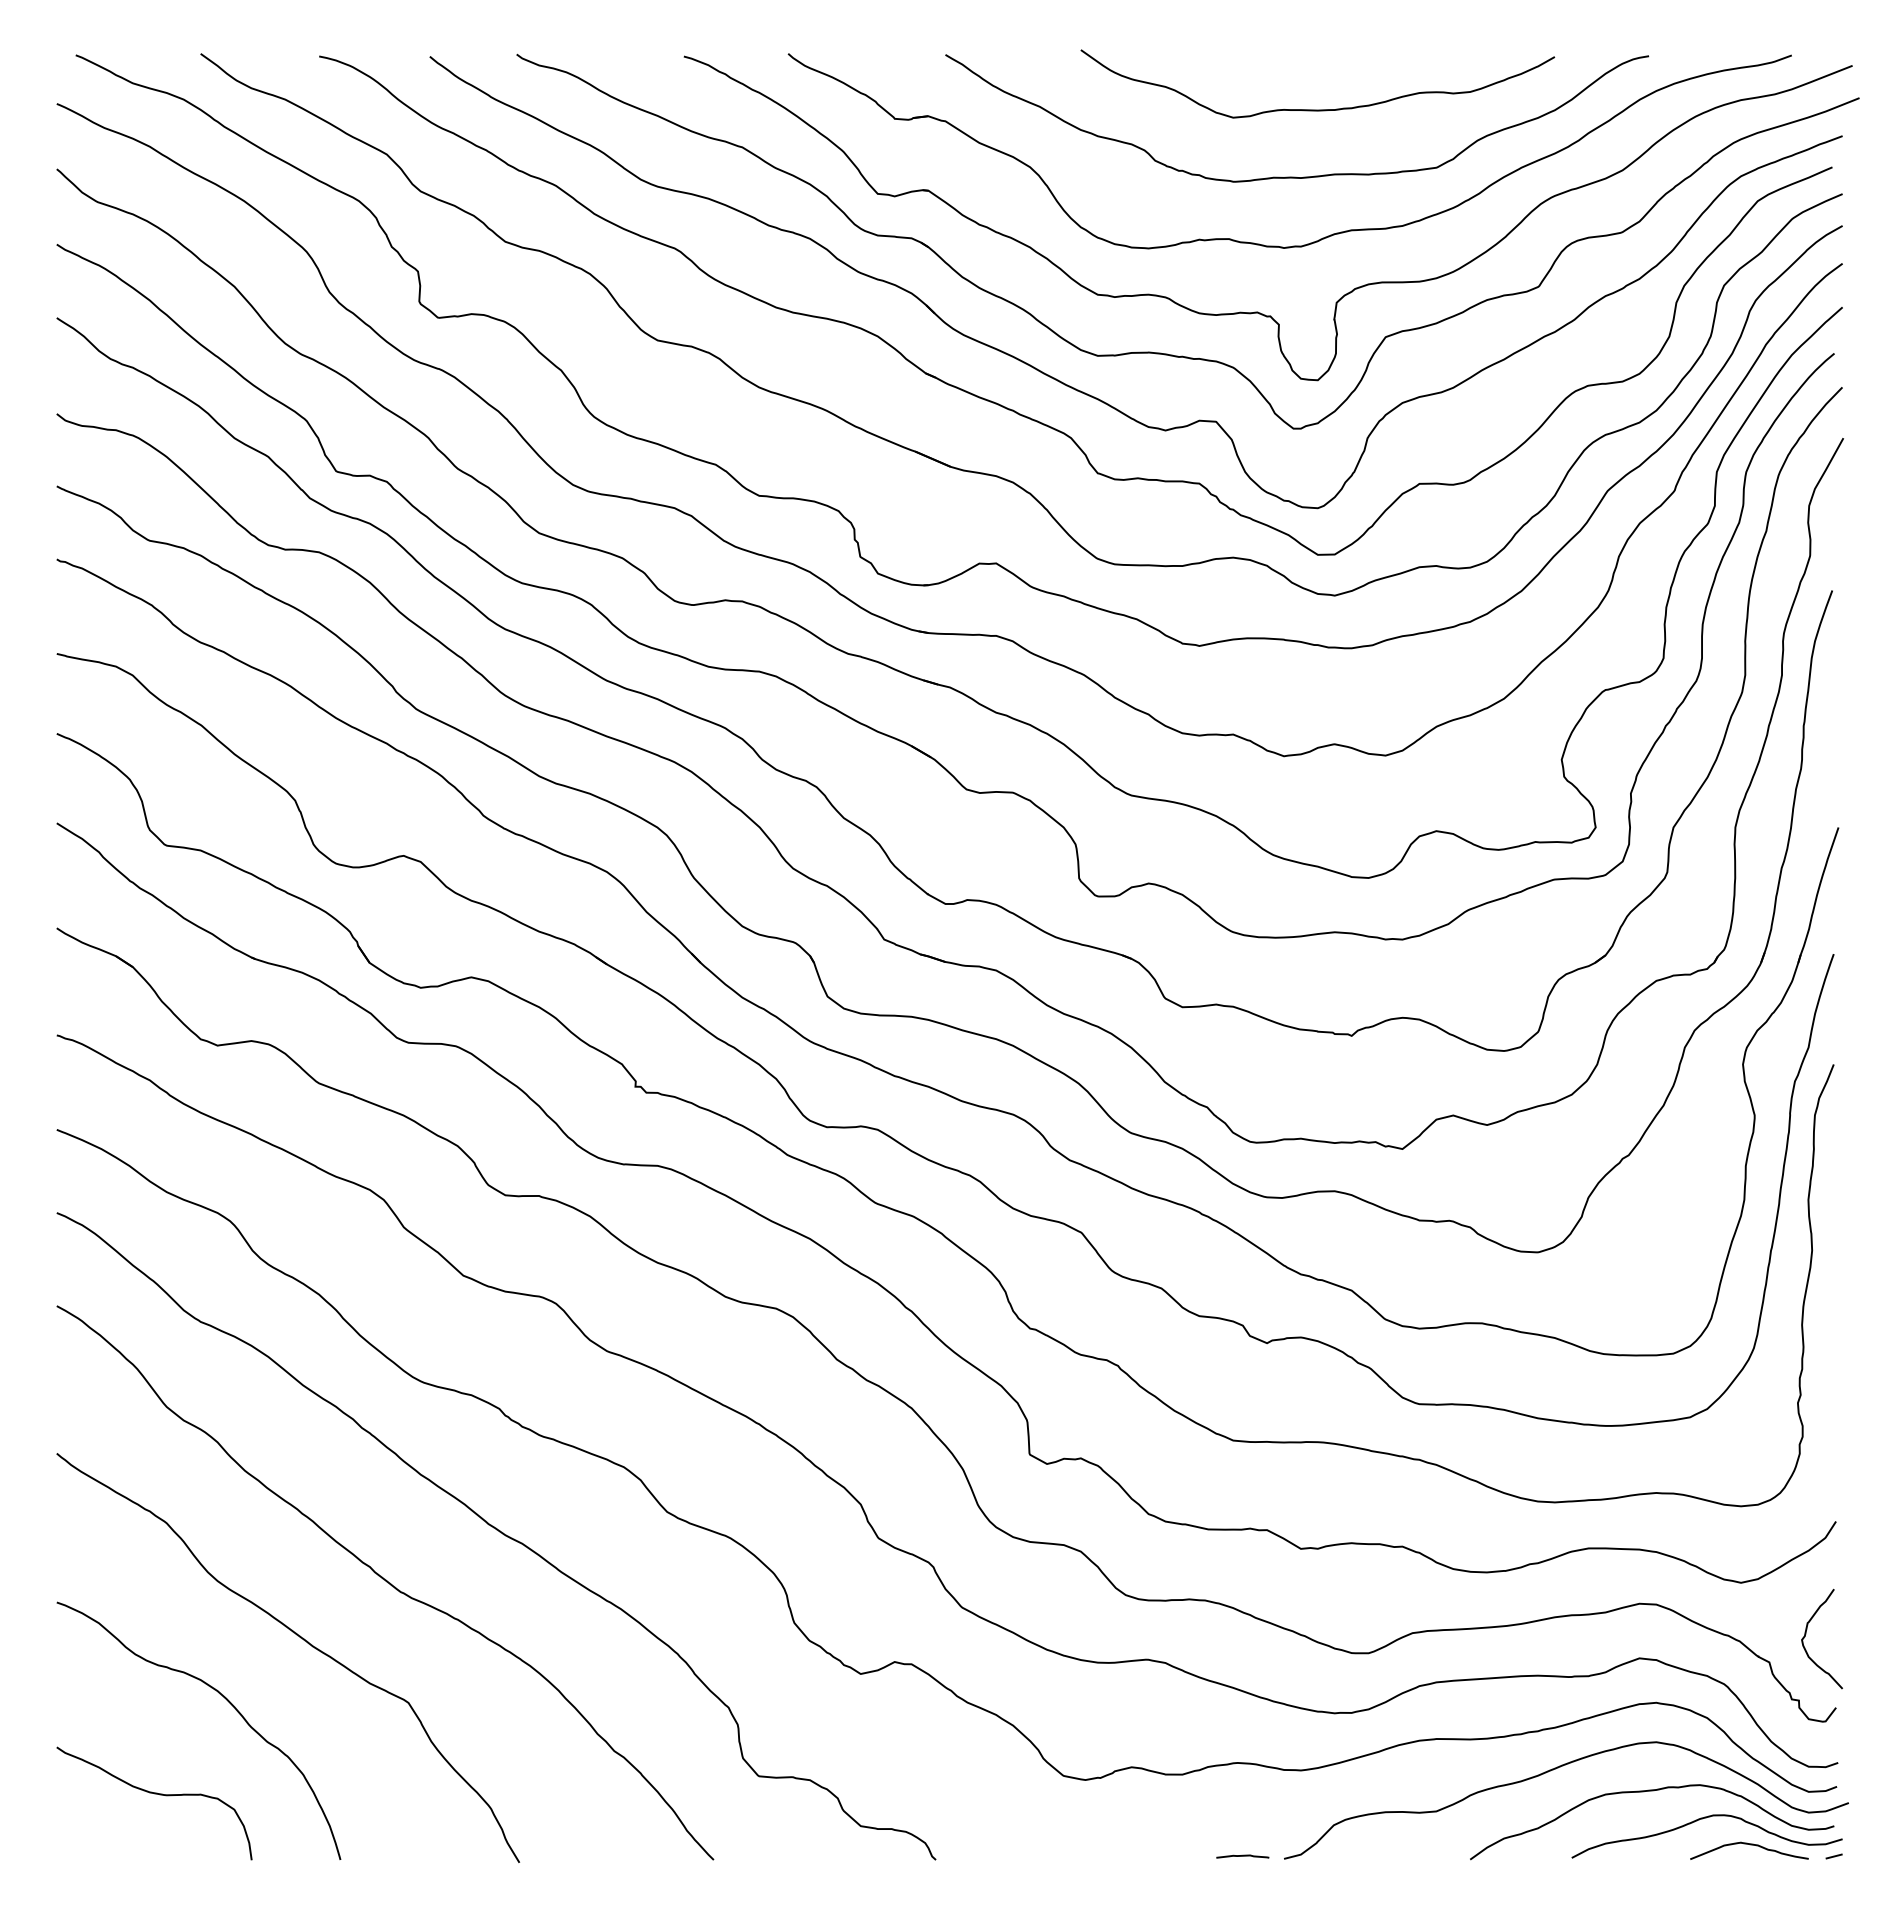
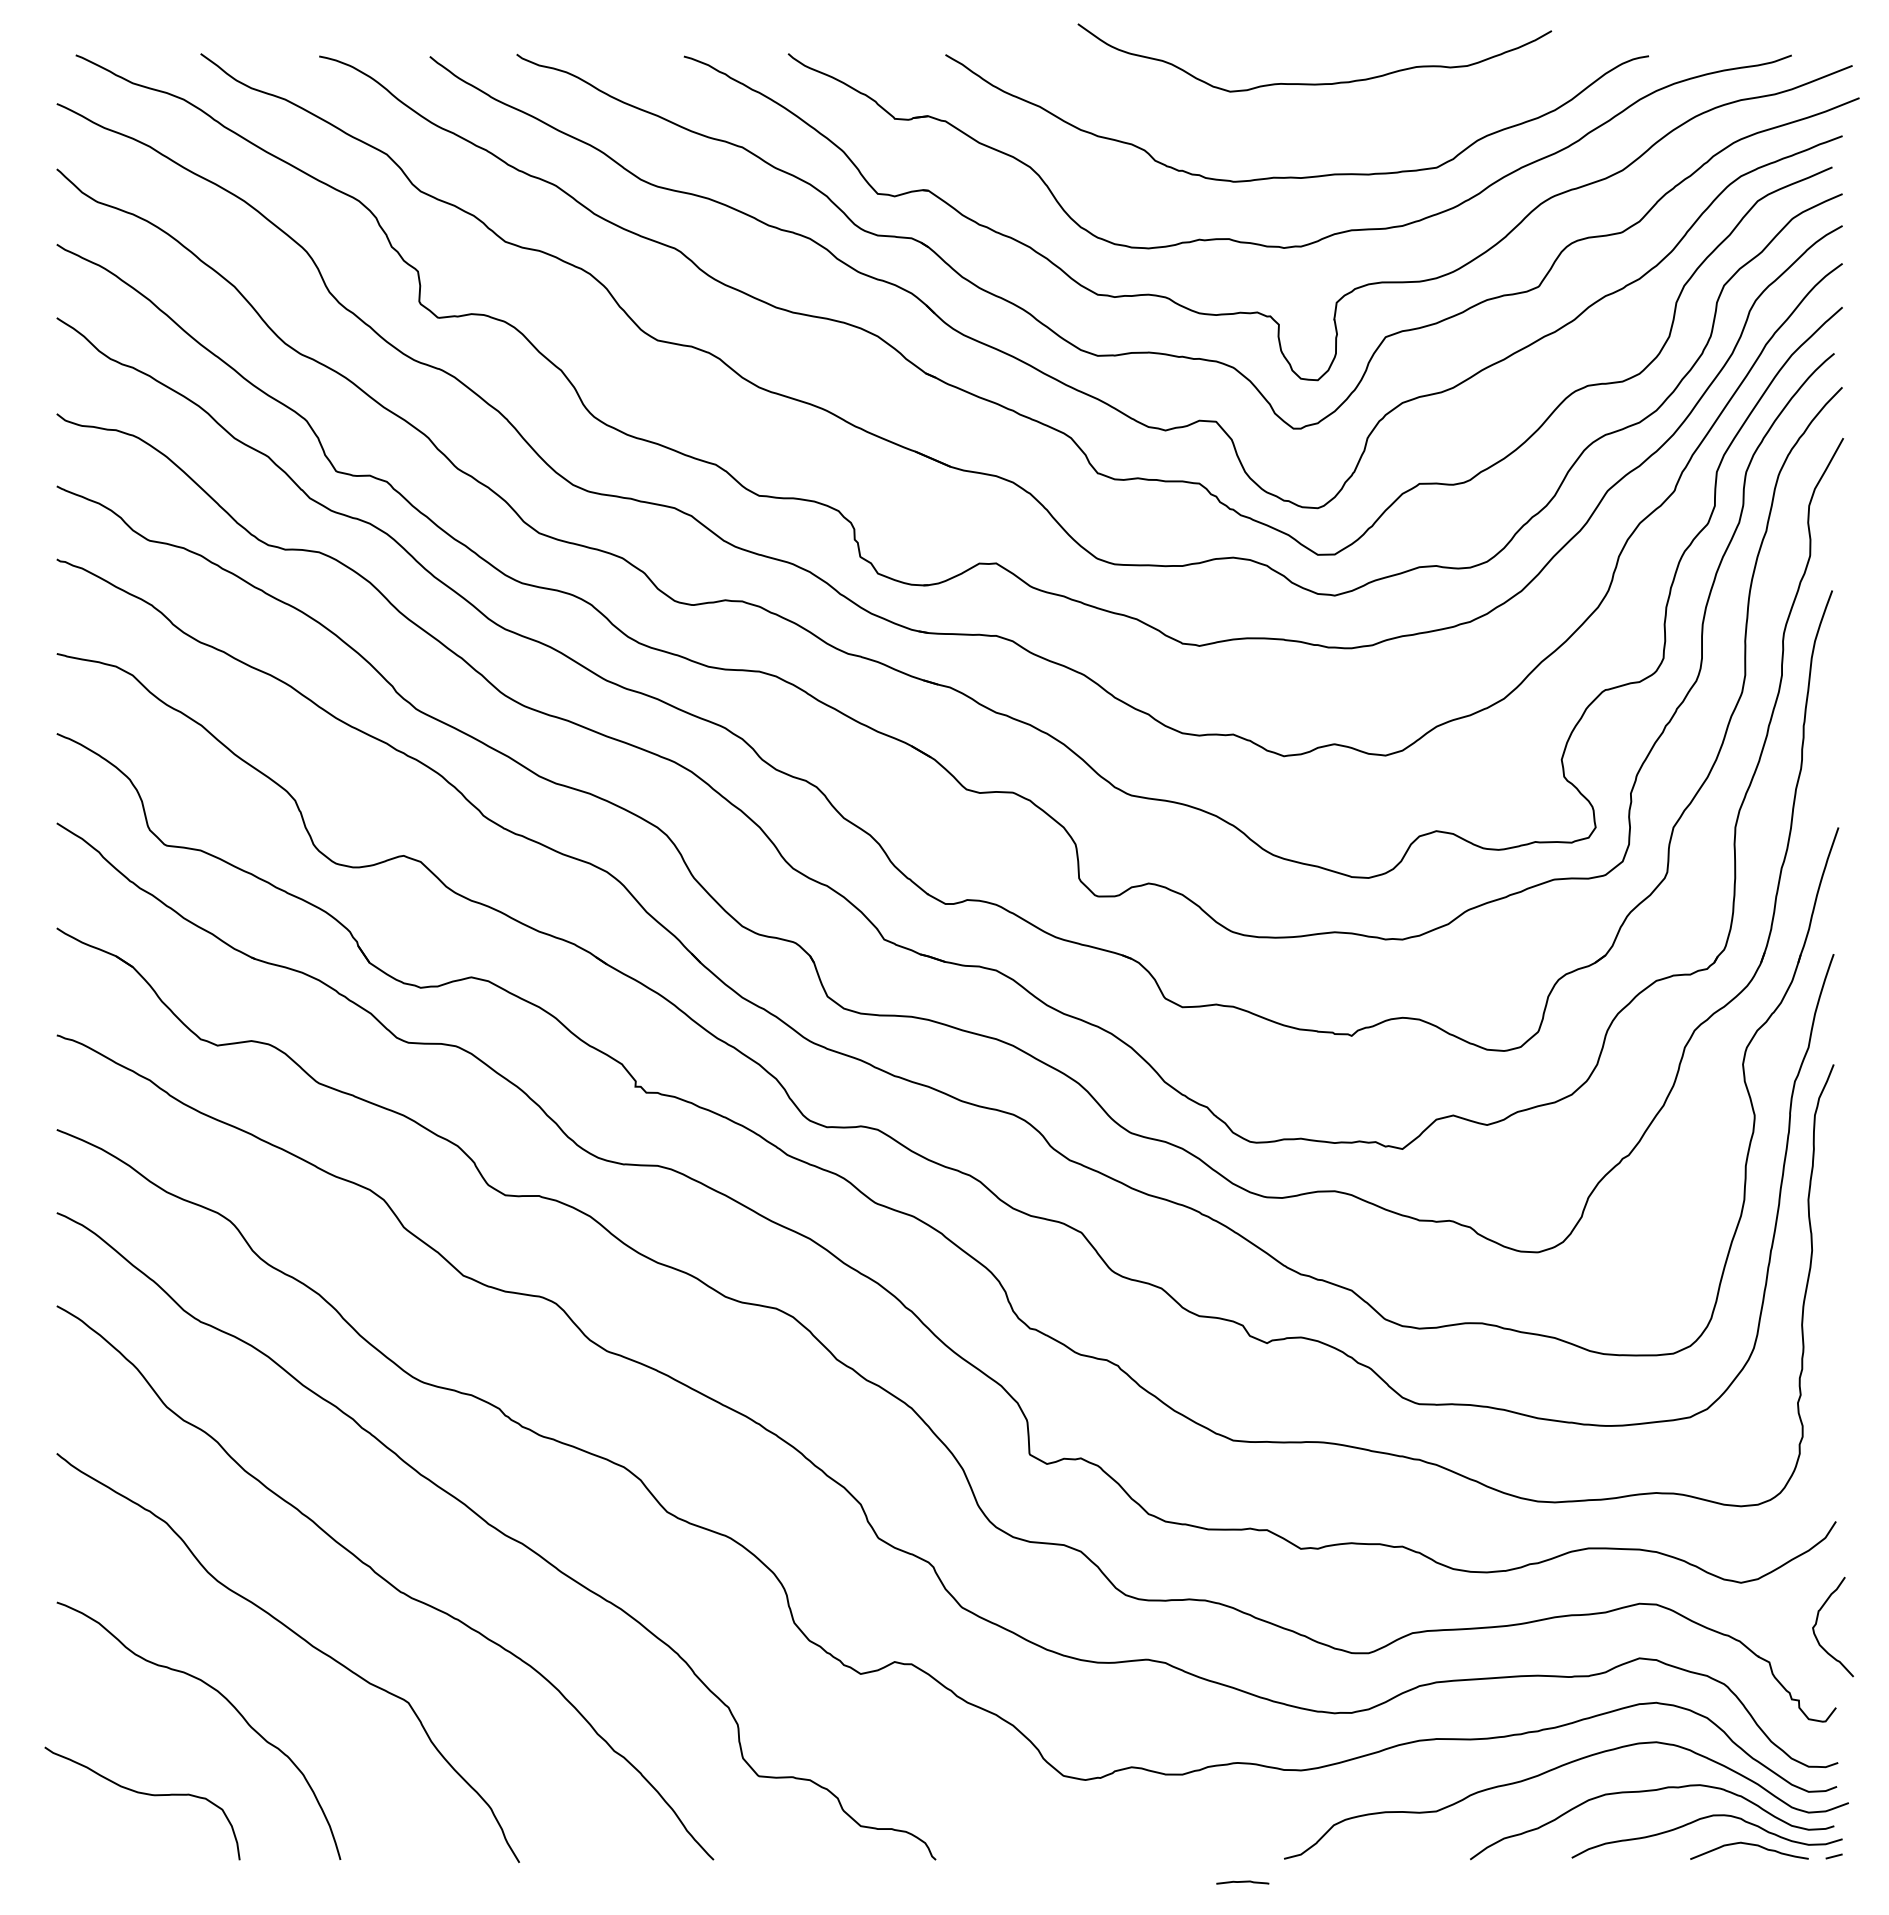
curve position: (1317, 109) -> (1314, 83) (1314, 83)
curve position: (1806, 1634) -> (1817, 1622) (1817, 1622)
curve position: (154, 1794) -> (142, 1794) (142, 1794)
curve position: (1242, 1856) -> (1242, 1882) (1242, 1882)
